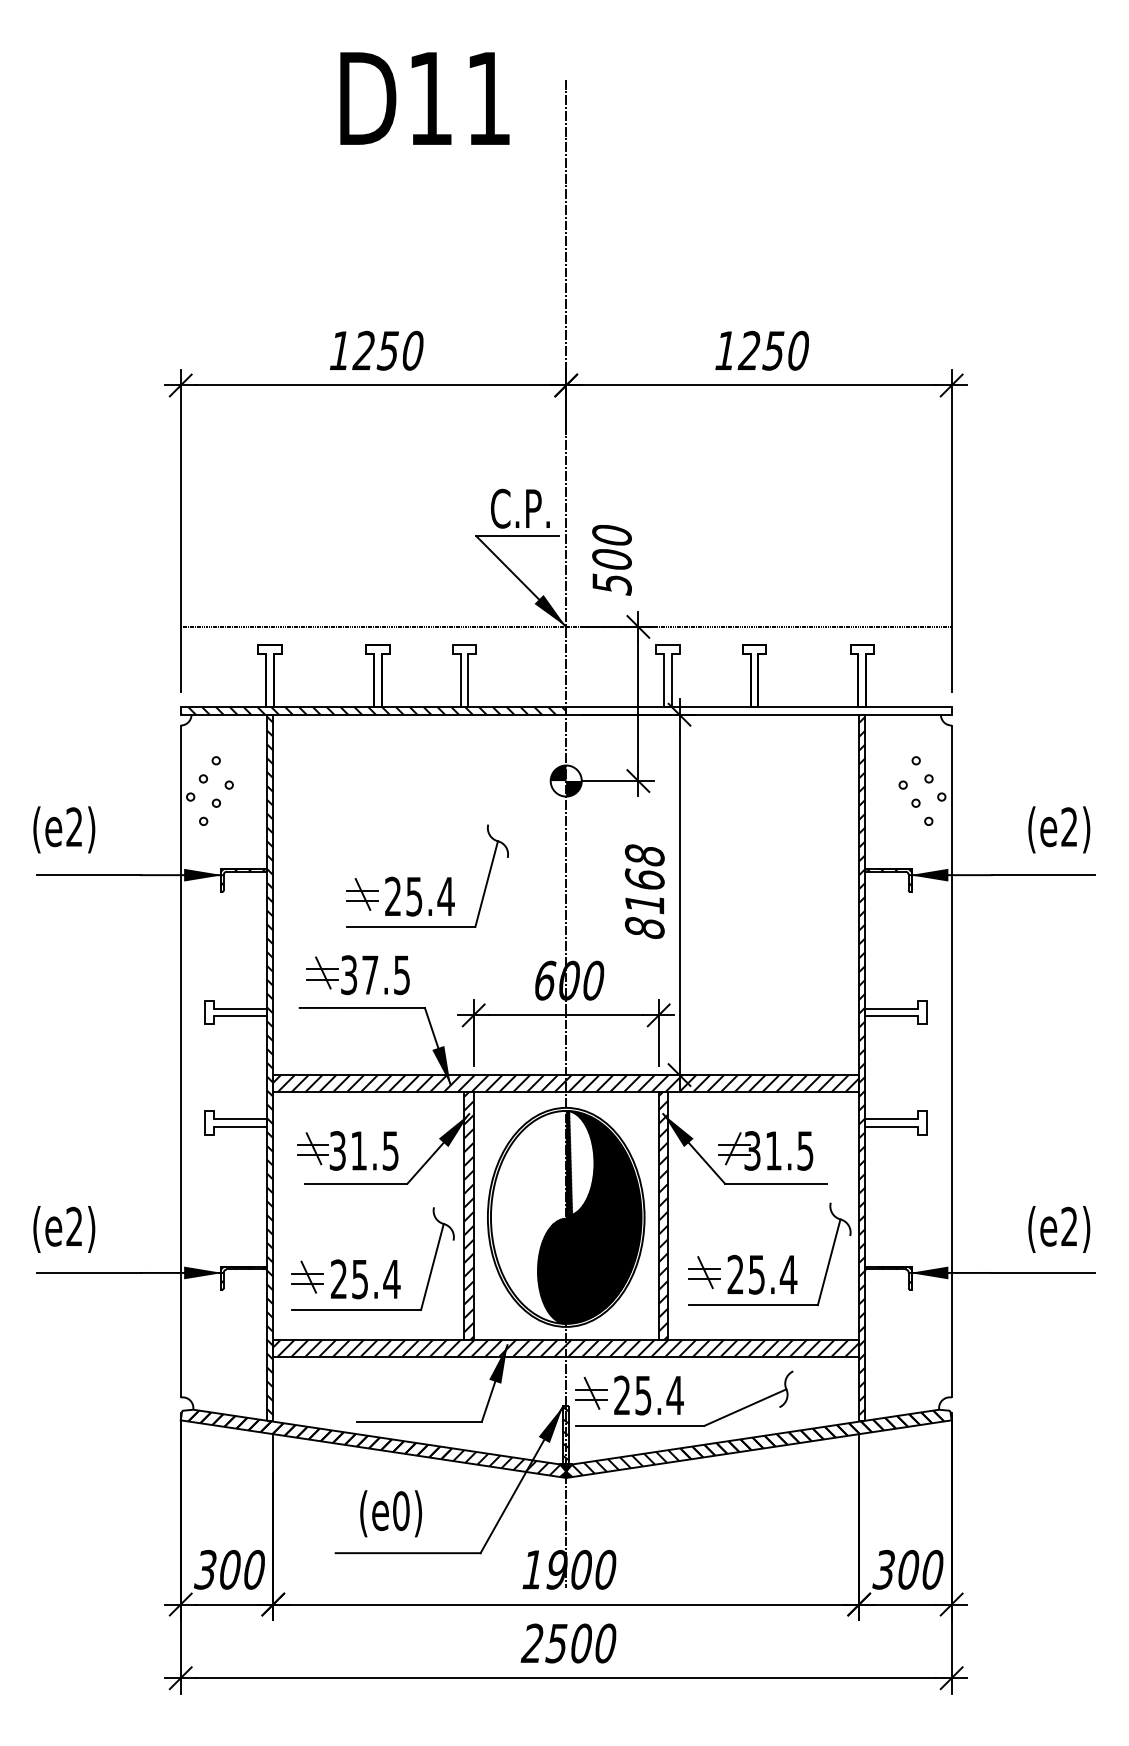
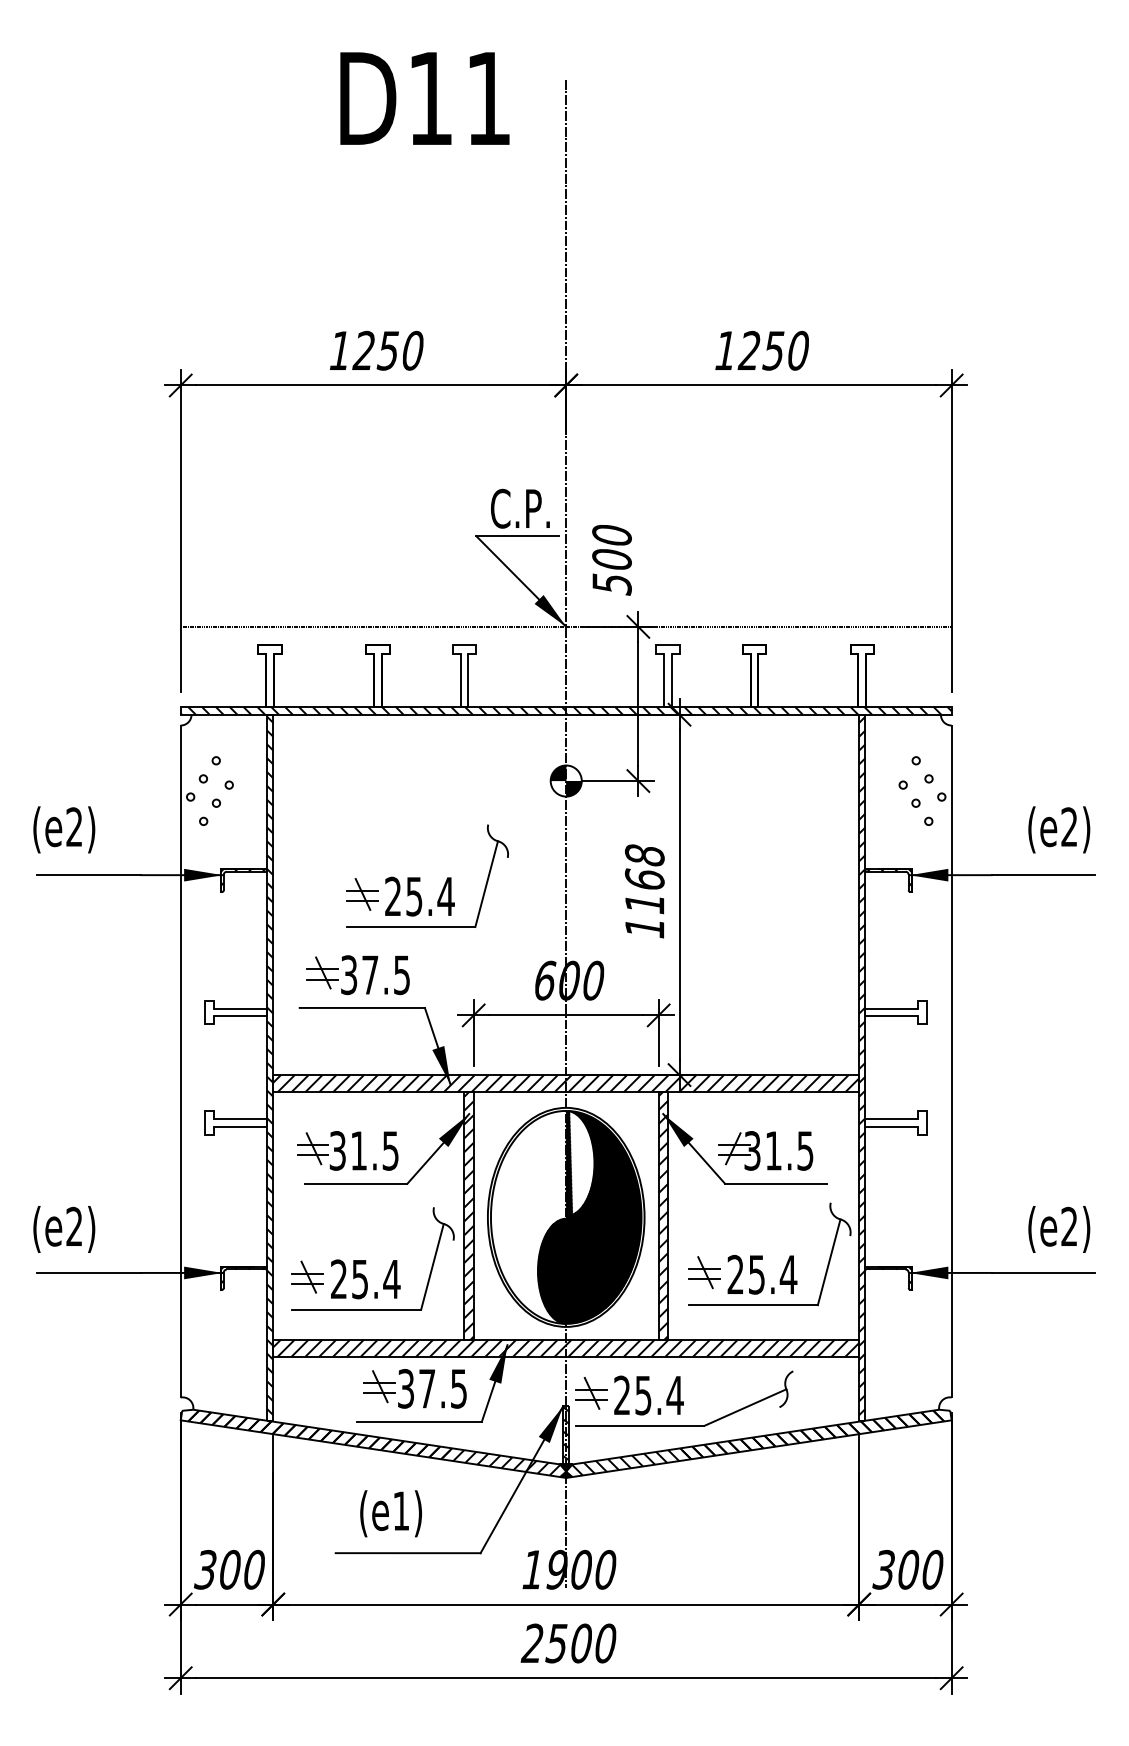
hatch: none -> present (758, 710)
text: 8168 -> 1168 (644, 927)
part: none -> present (414, 1388)
text: (e0) -> (e1) (401, 1511)
